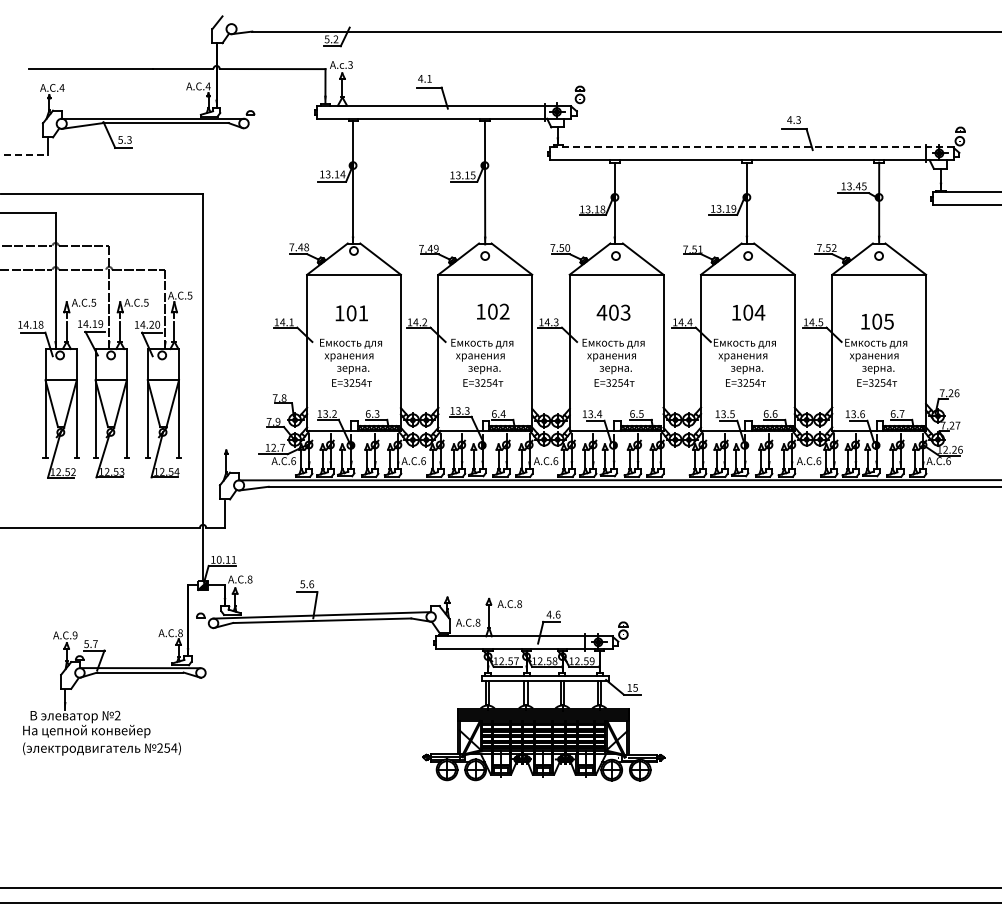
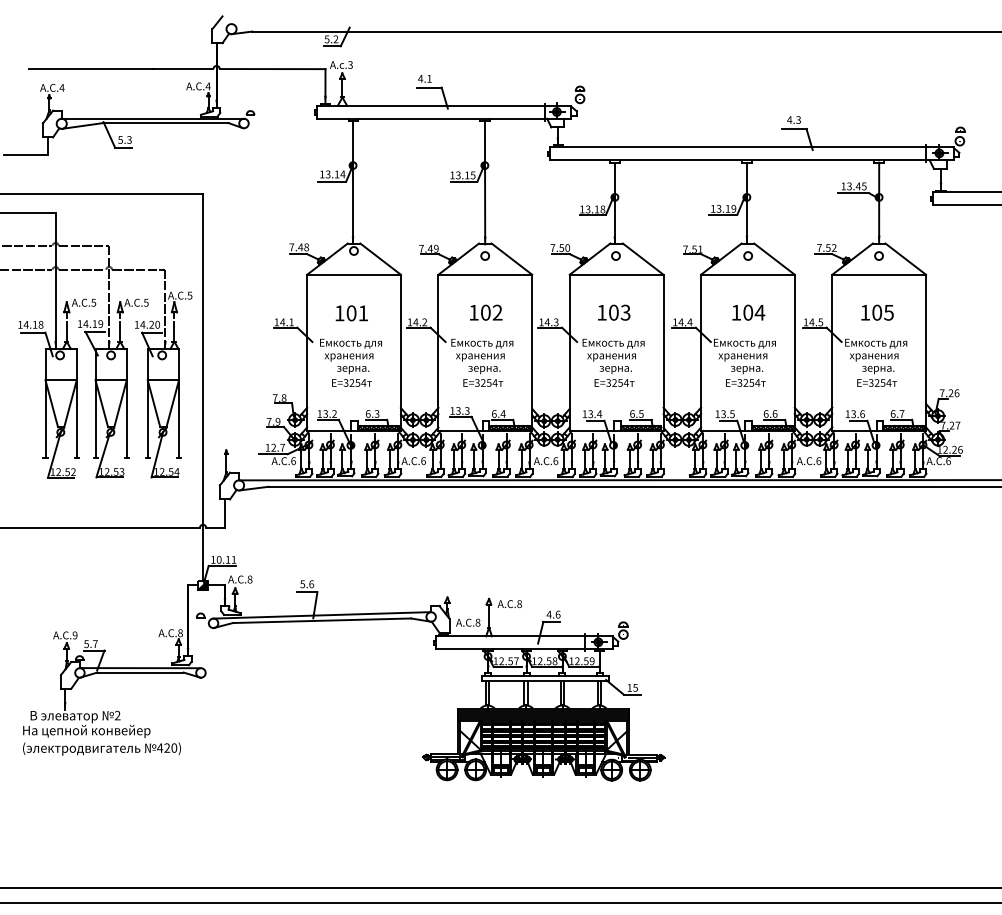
line: dashed -> solid (751, 147)
line: dashed -> solid (25, 154)
text position: (493, 311) -> (486, 312) (486, 312)
text: 403 -> 103 (601, 312)
text position: (877, 321) -> (877, 312) (877, 312)
text: 254) -> 420) (167, 747)
